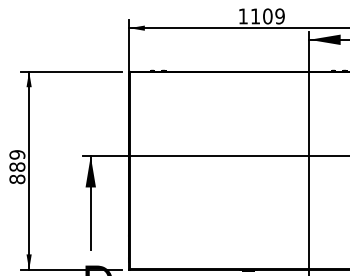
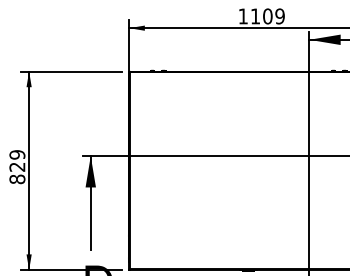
text: 889 -> 829 (17, 166)
